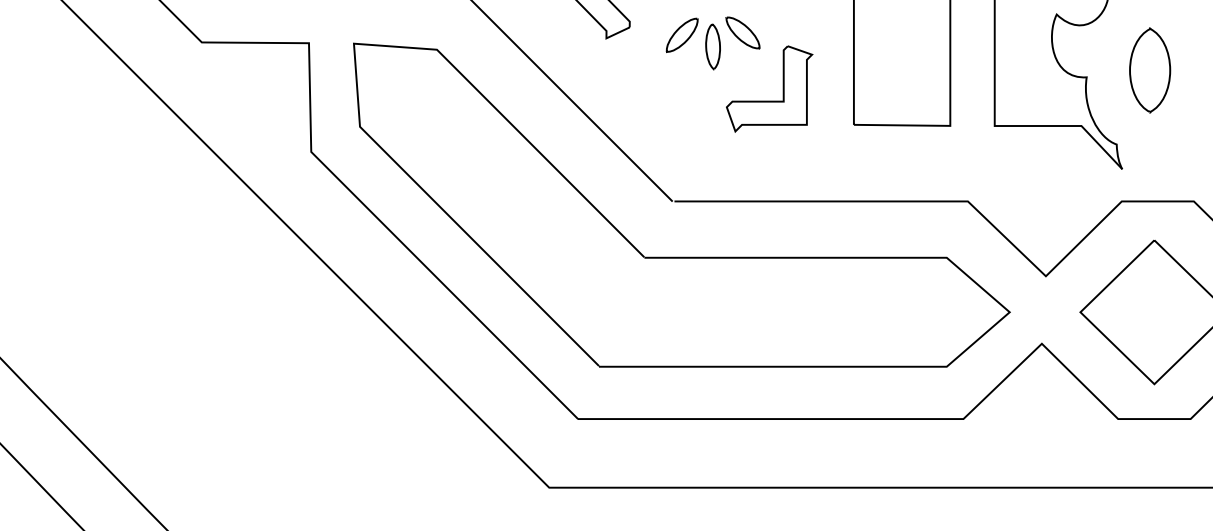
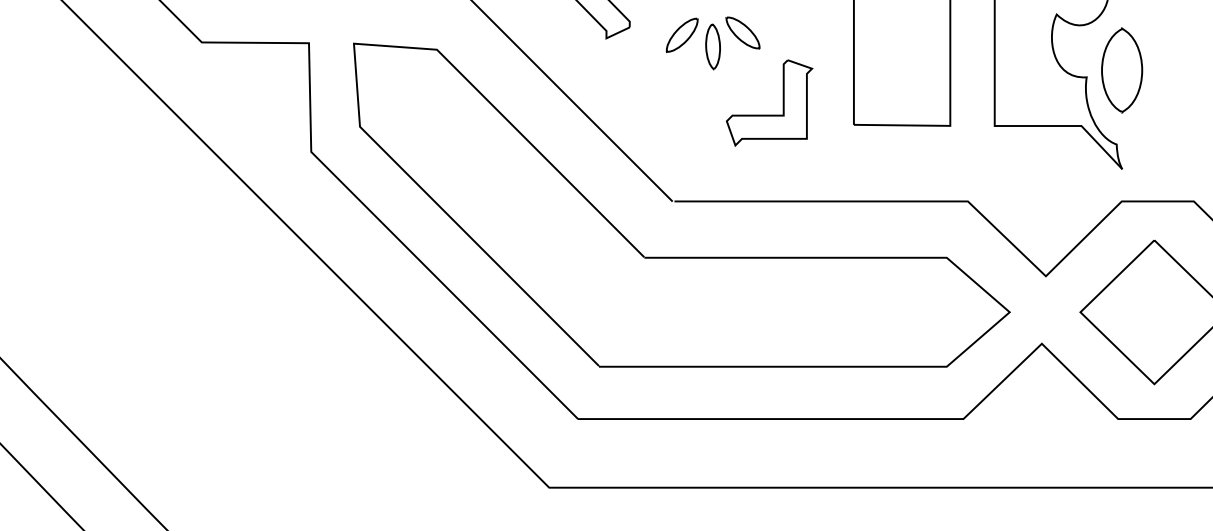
part position: (1150, 70) -> (1122, 70) (1122, 70)
part position: (769, 100) -> (769, 114) (769, 114)
